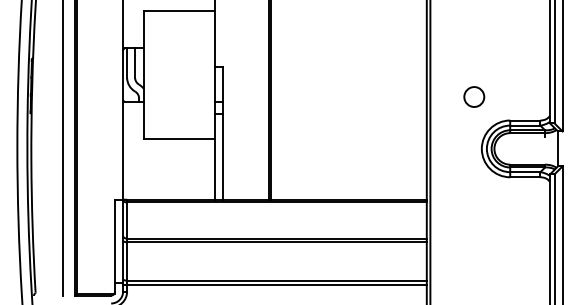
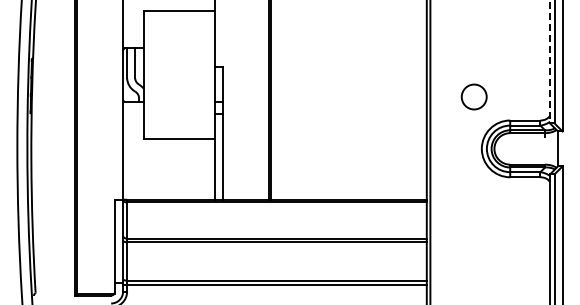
line: solid -> dashed (550, 62)
circle size: 23x22 px -> 28x28 px (473, 96)
line: present -> none (63, 148)
